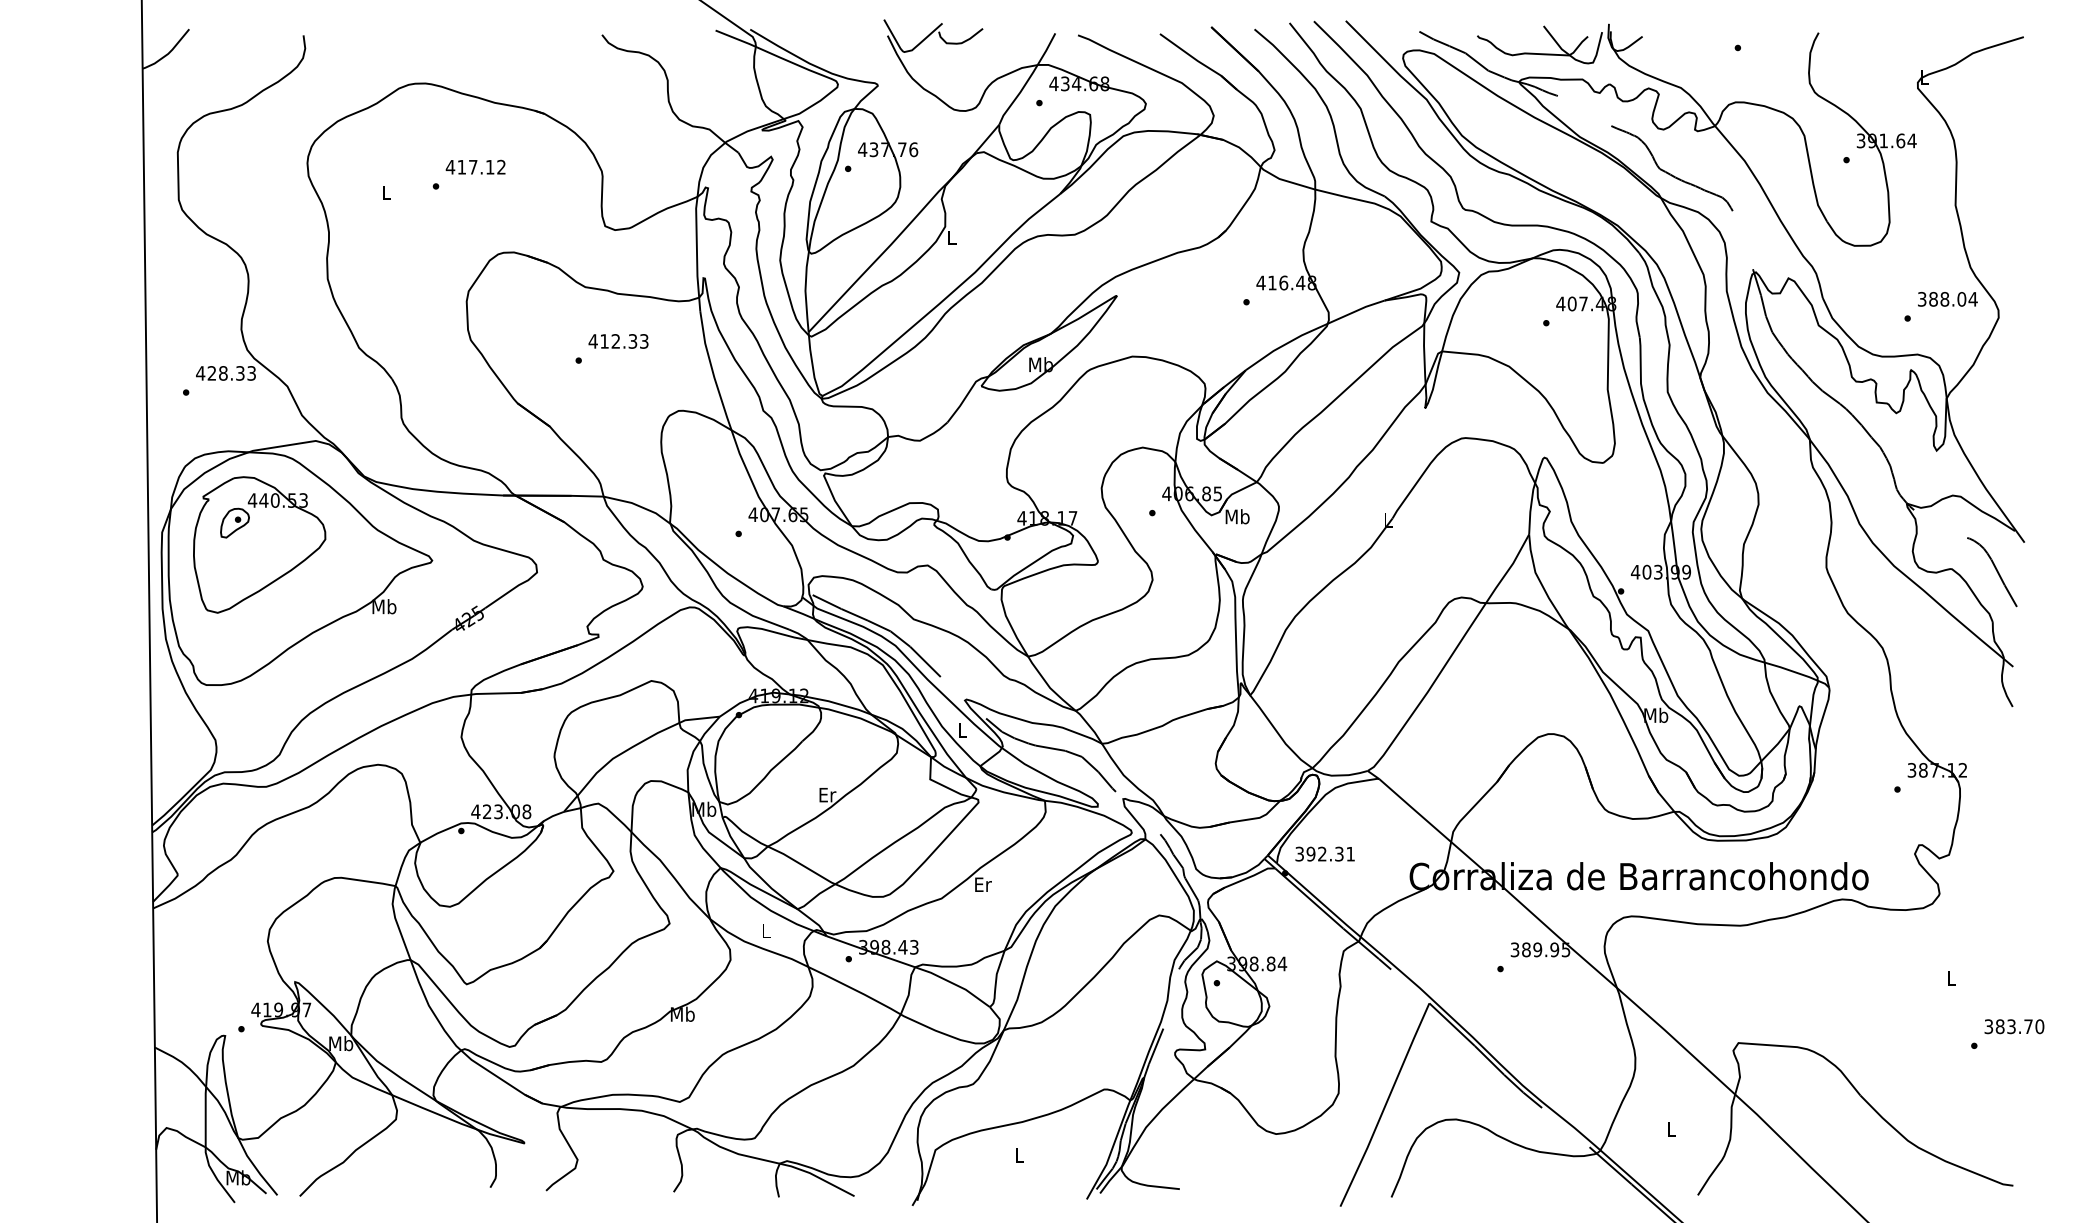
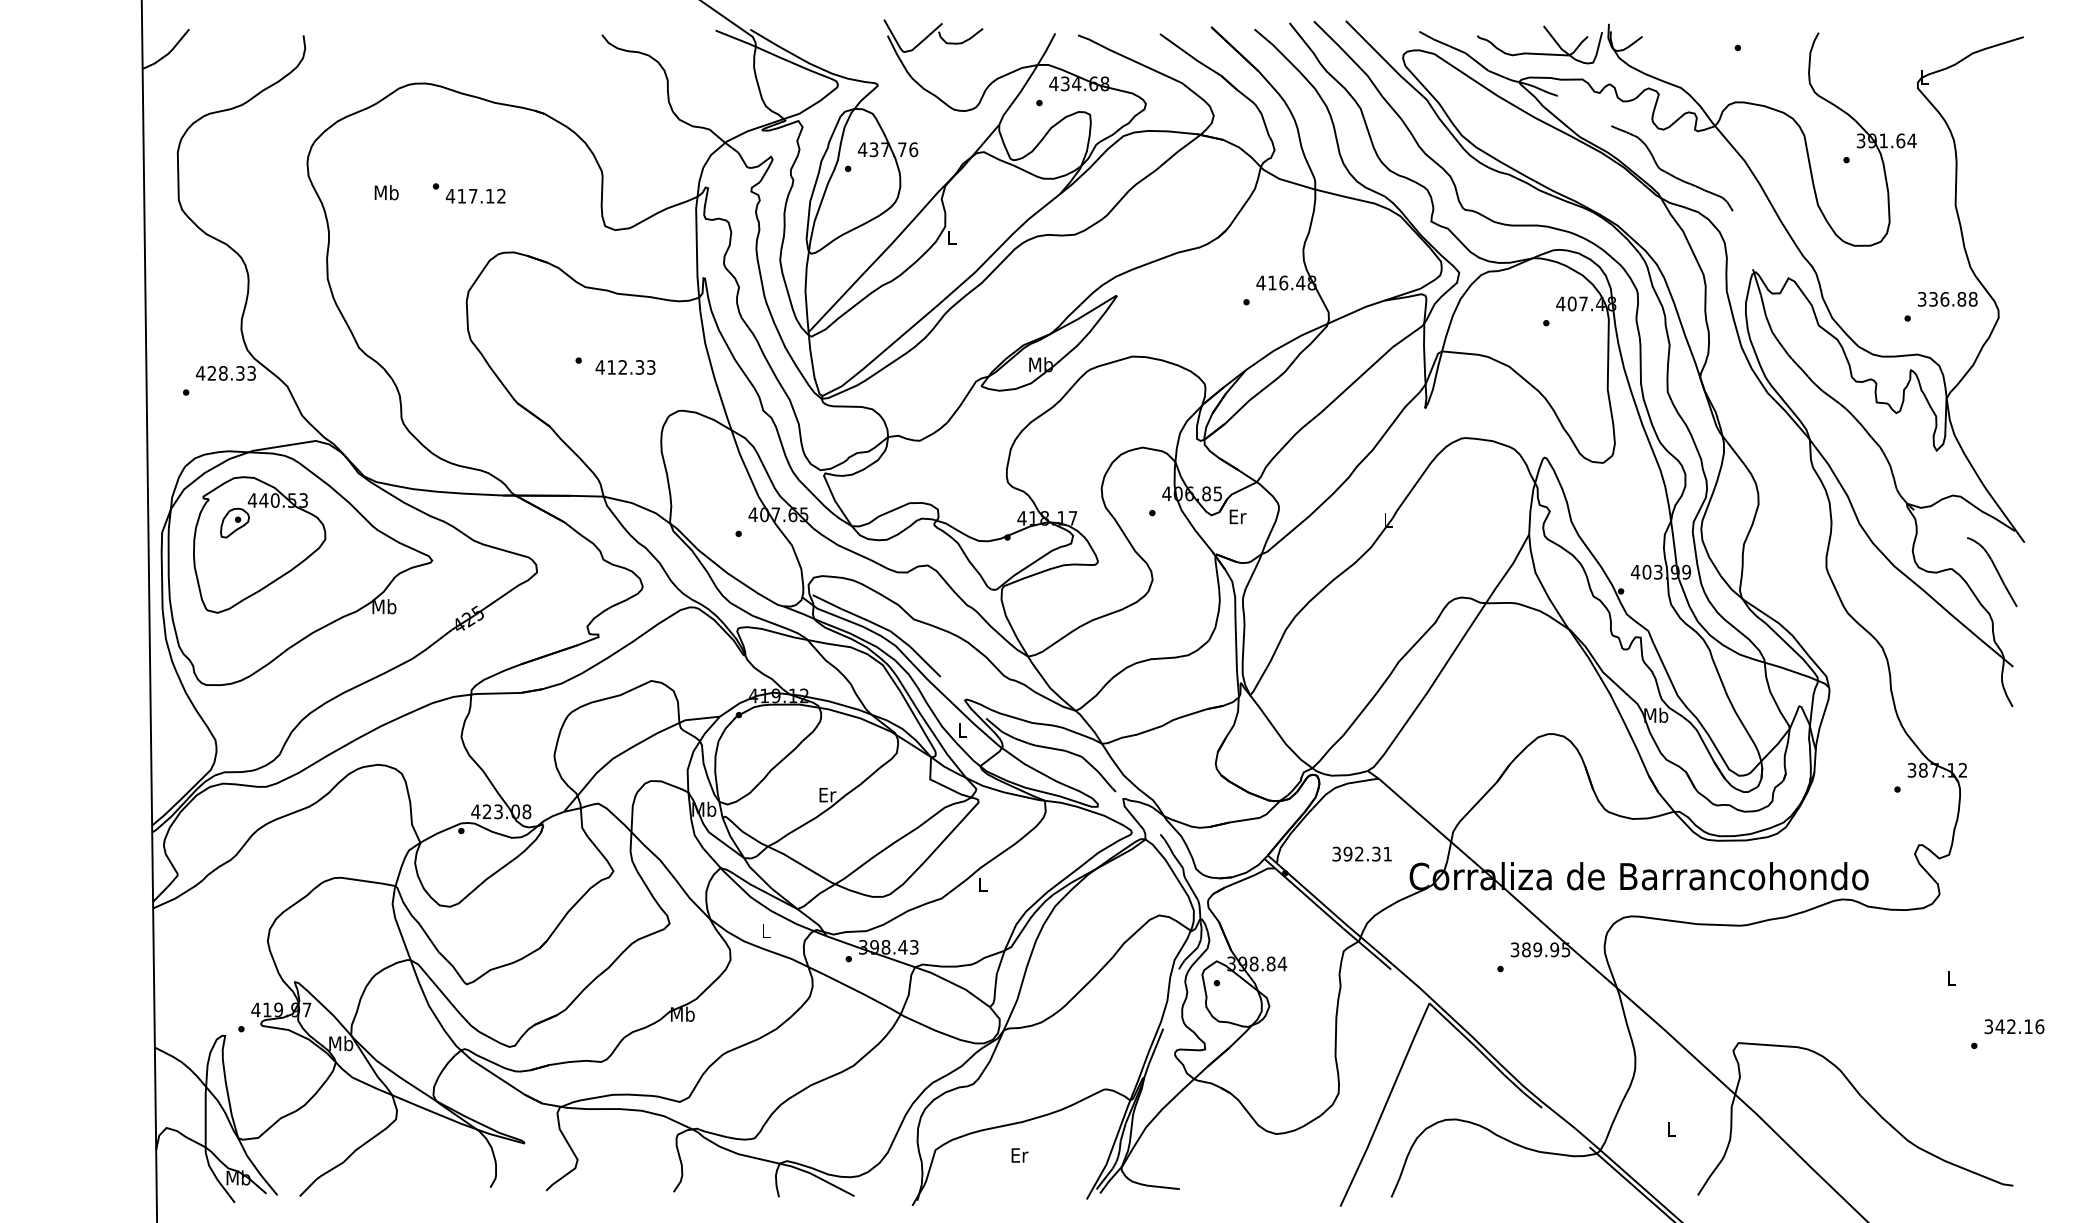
text position: (475, 166) -> (475, 195) (475, 195)
text: L -> Mb (386, 192)
text: 388.04 -> 336.88 (1953, 298)
text position: (618, 341) -> (625, 367) (625, 367)
text: Mb -> Er (1237, 516)
text position: (1324, 853) -> (1361, 853) (1361, 853)
text: Er -> L (983, 884)
text: 383.70 -> 342.16 (2019, 1026)
text: L -> Er (1019, 1155)
